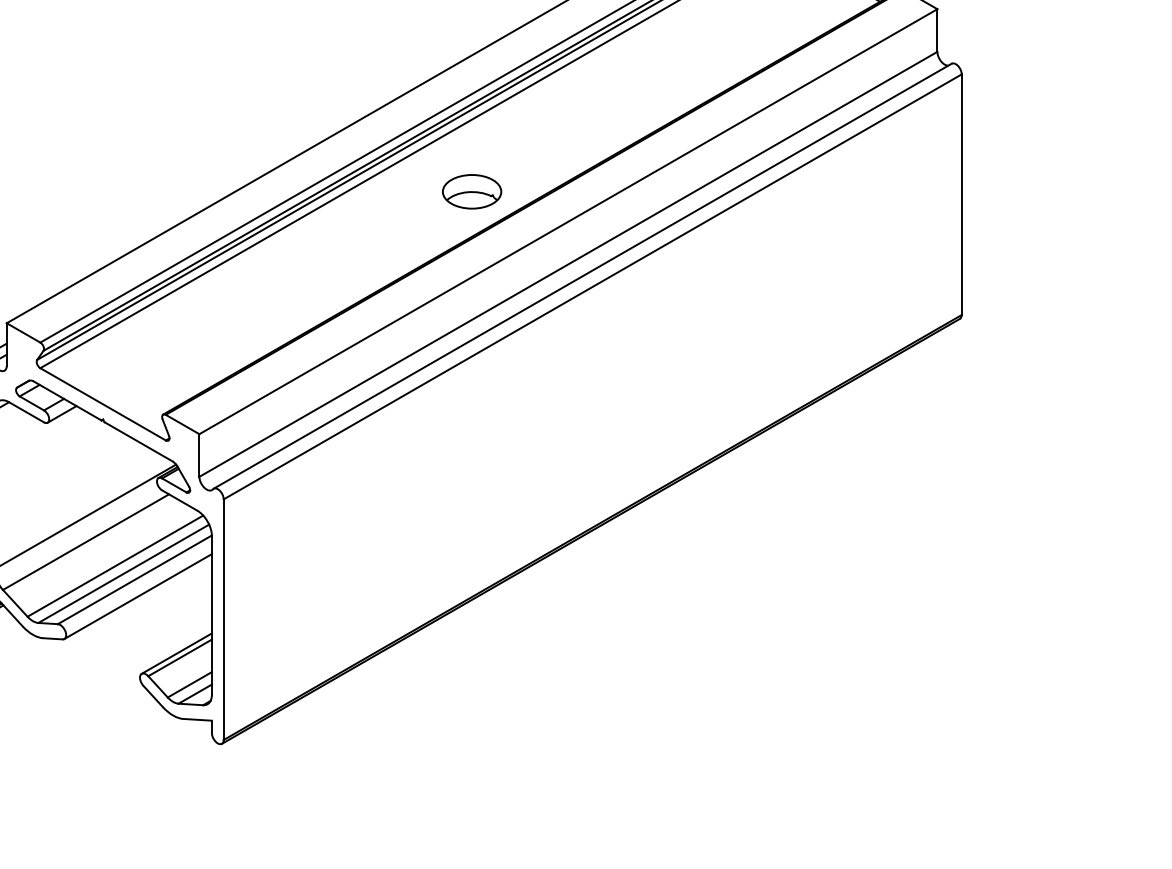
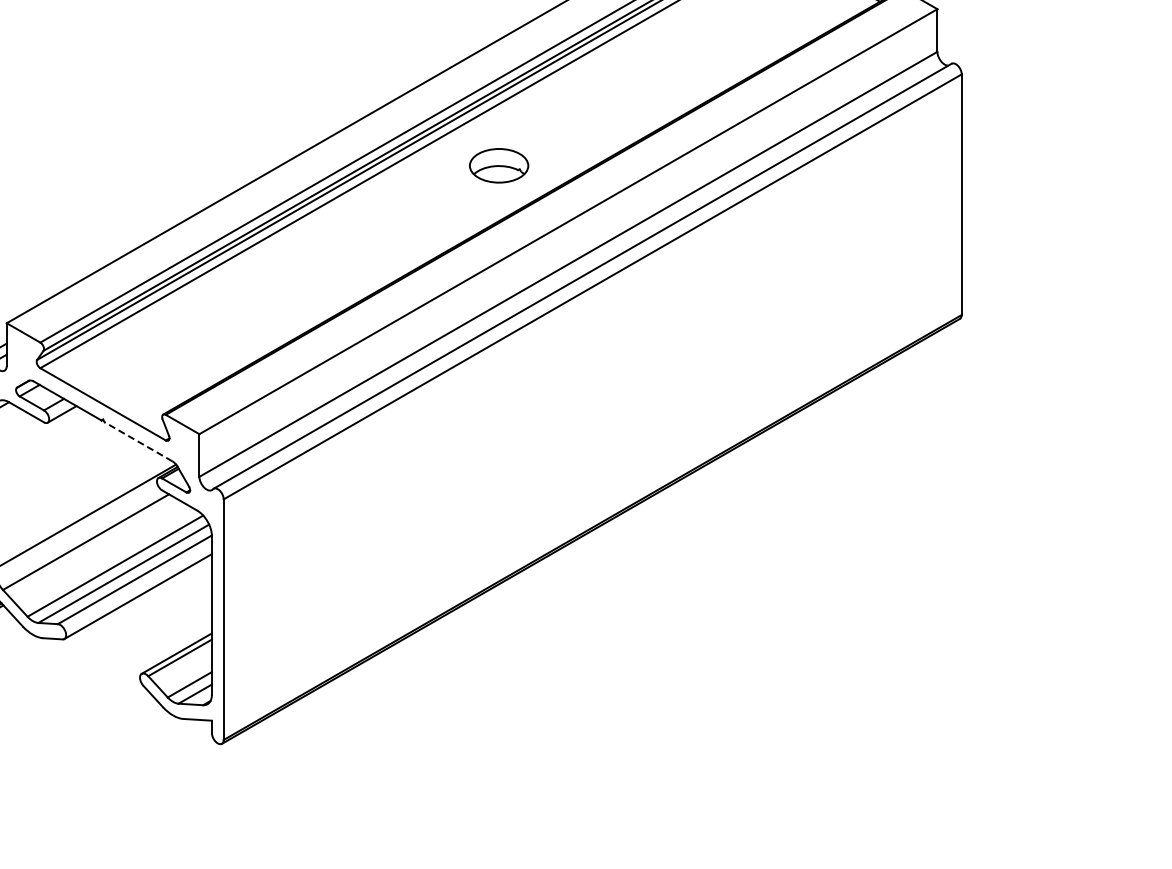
part position: (472, 191) -> (499, 165) (499, 165)
line: solid -> dashed (138, 441)
